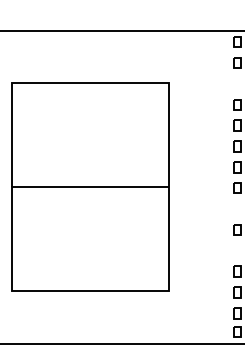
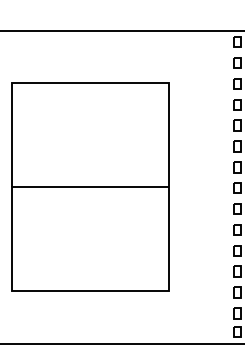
part: none -> present (237, 83)
part: none -> present (237, 208)
part: none -> present (237, 250)
